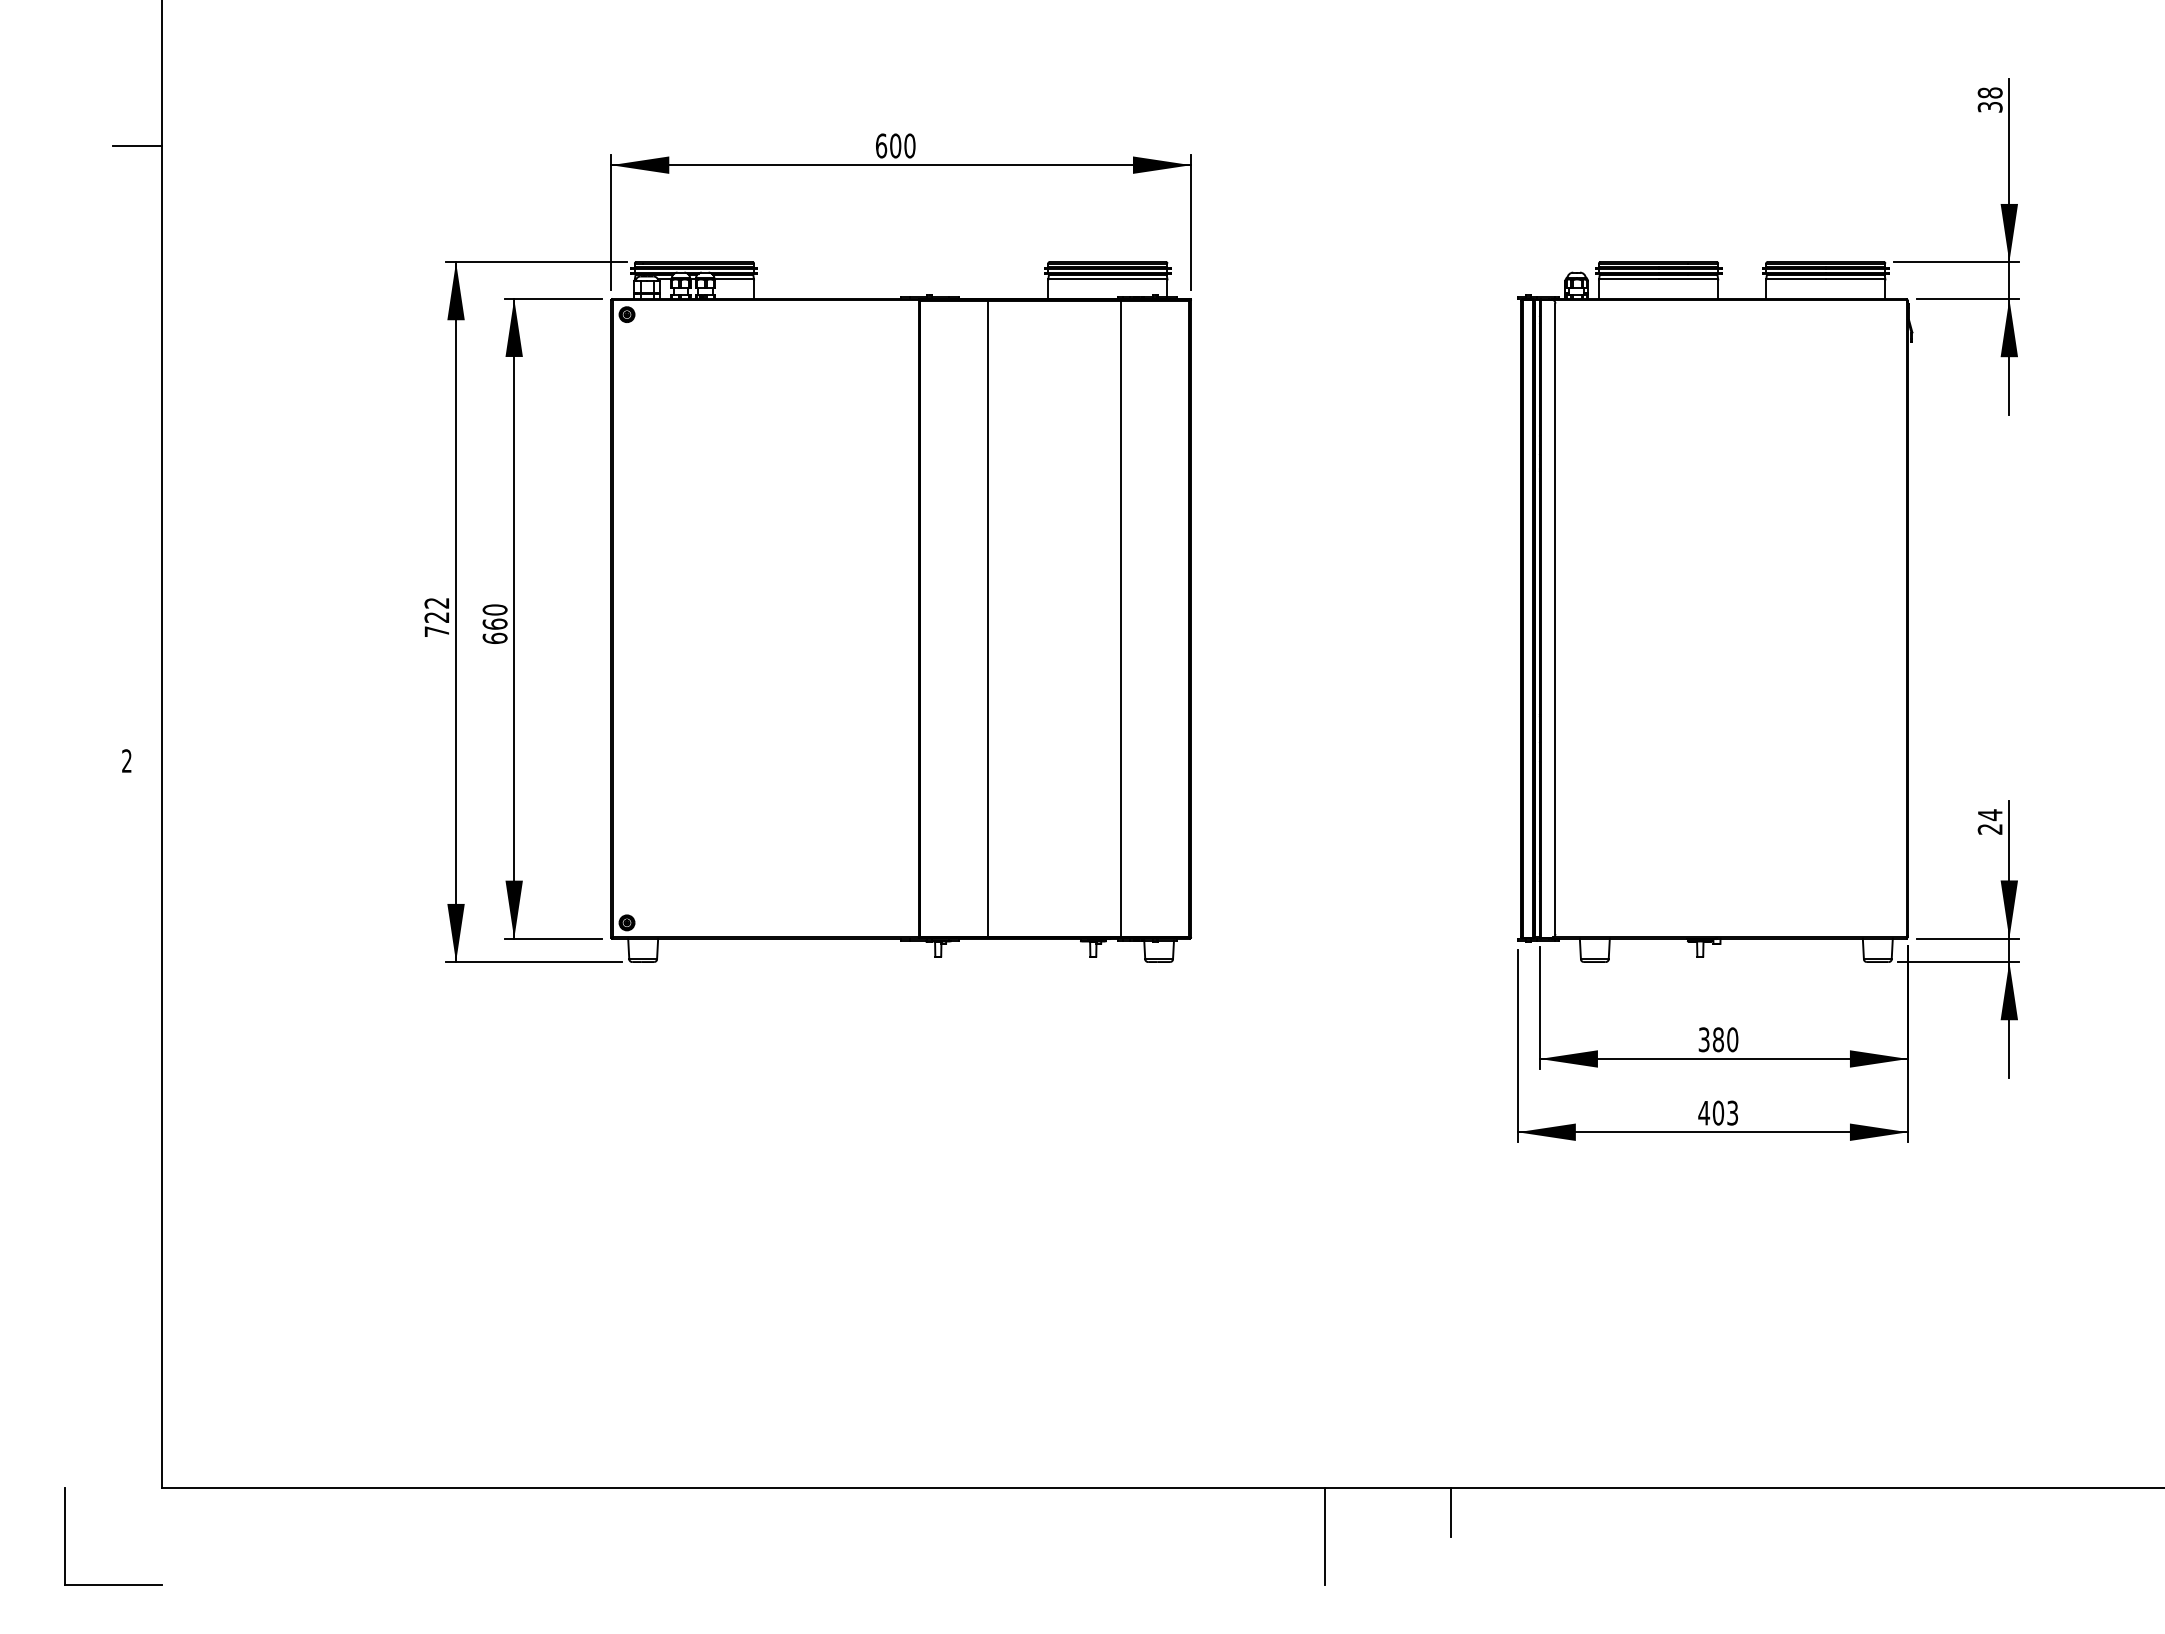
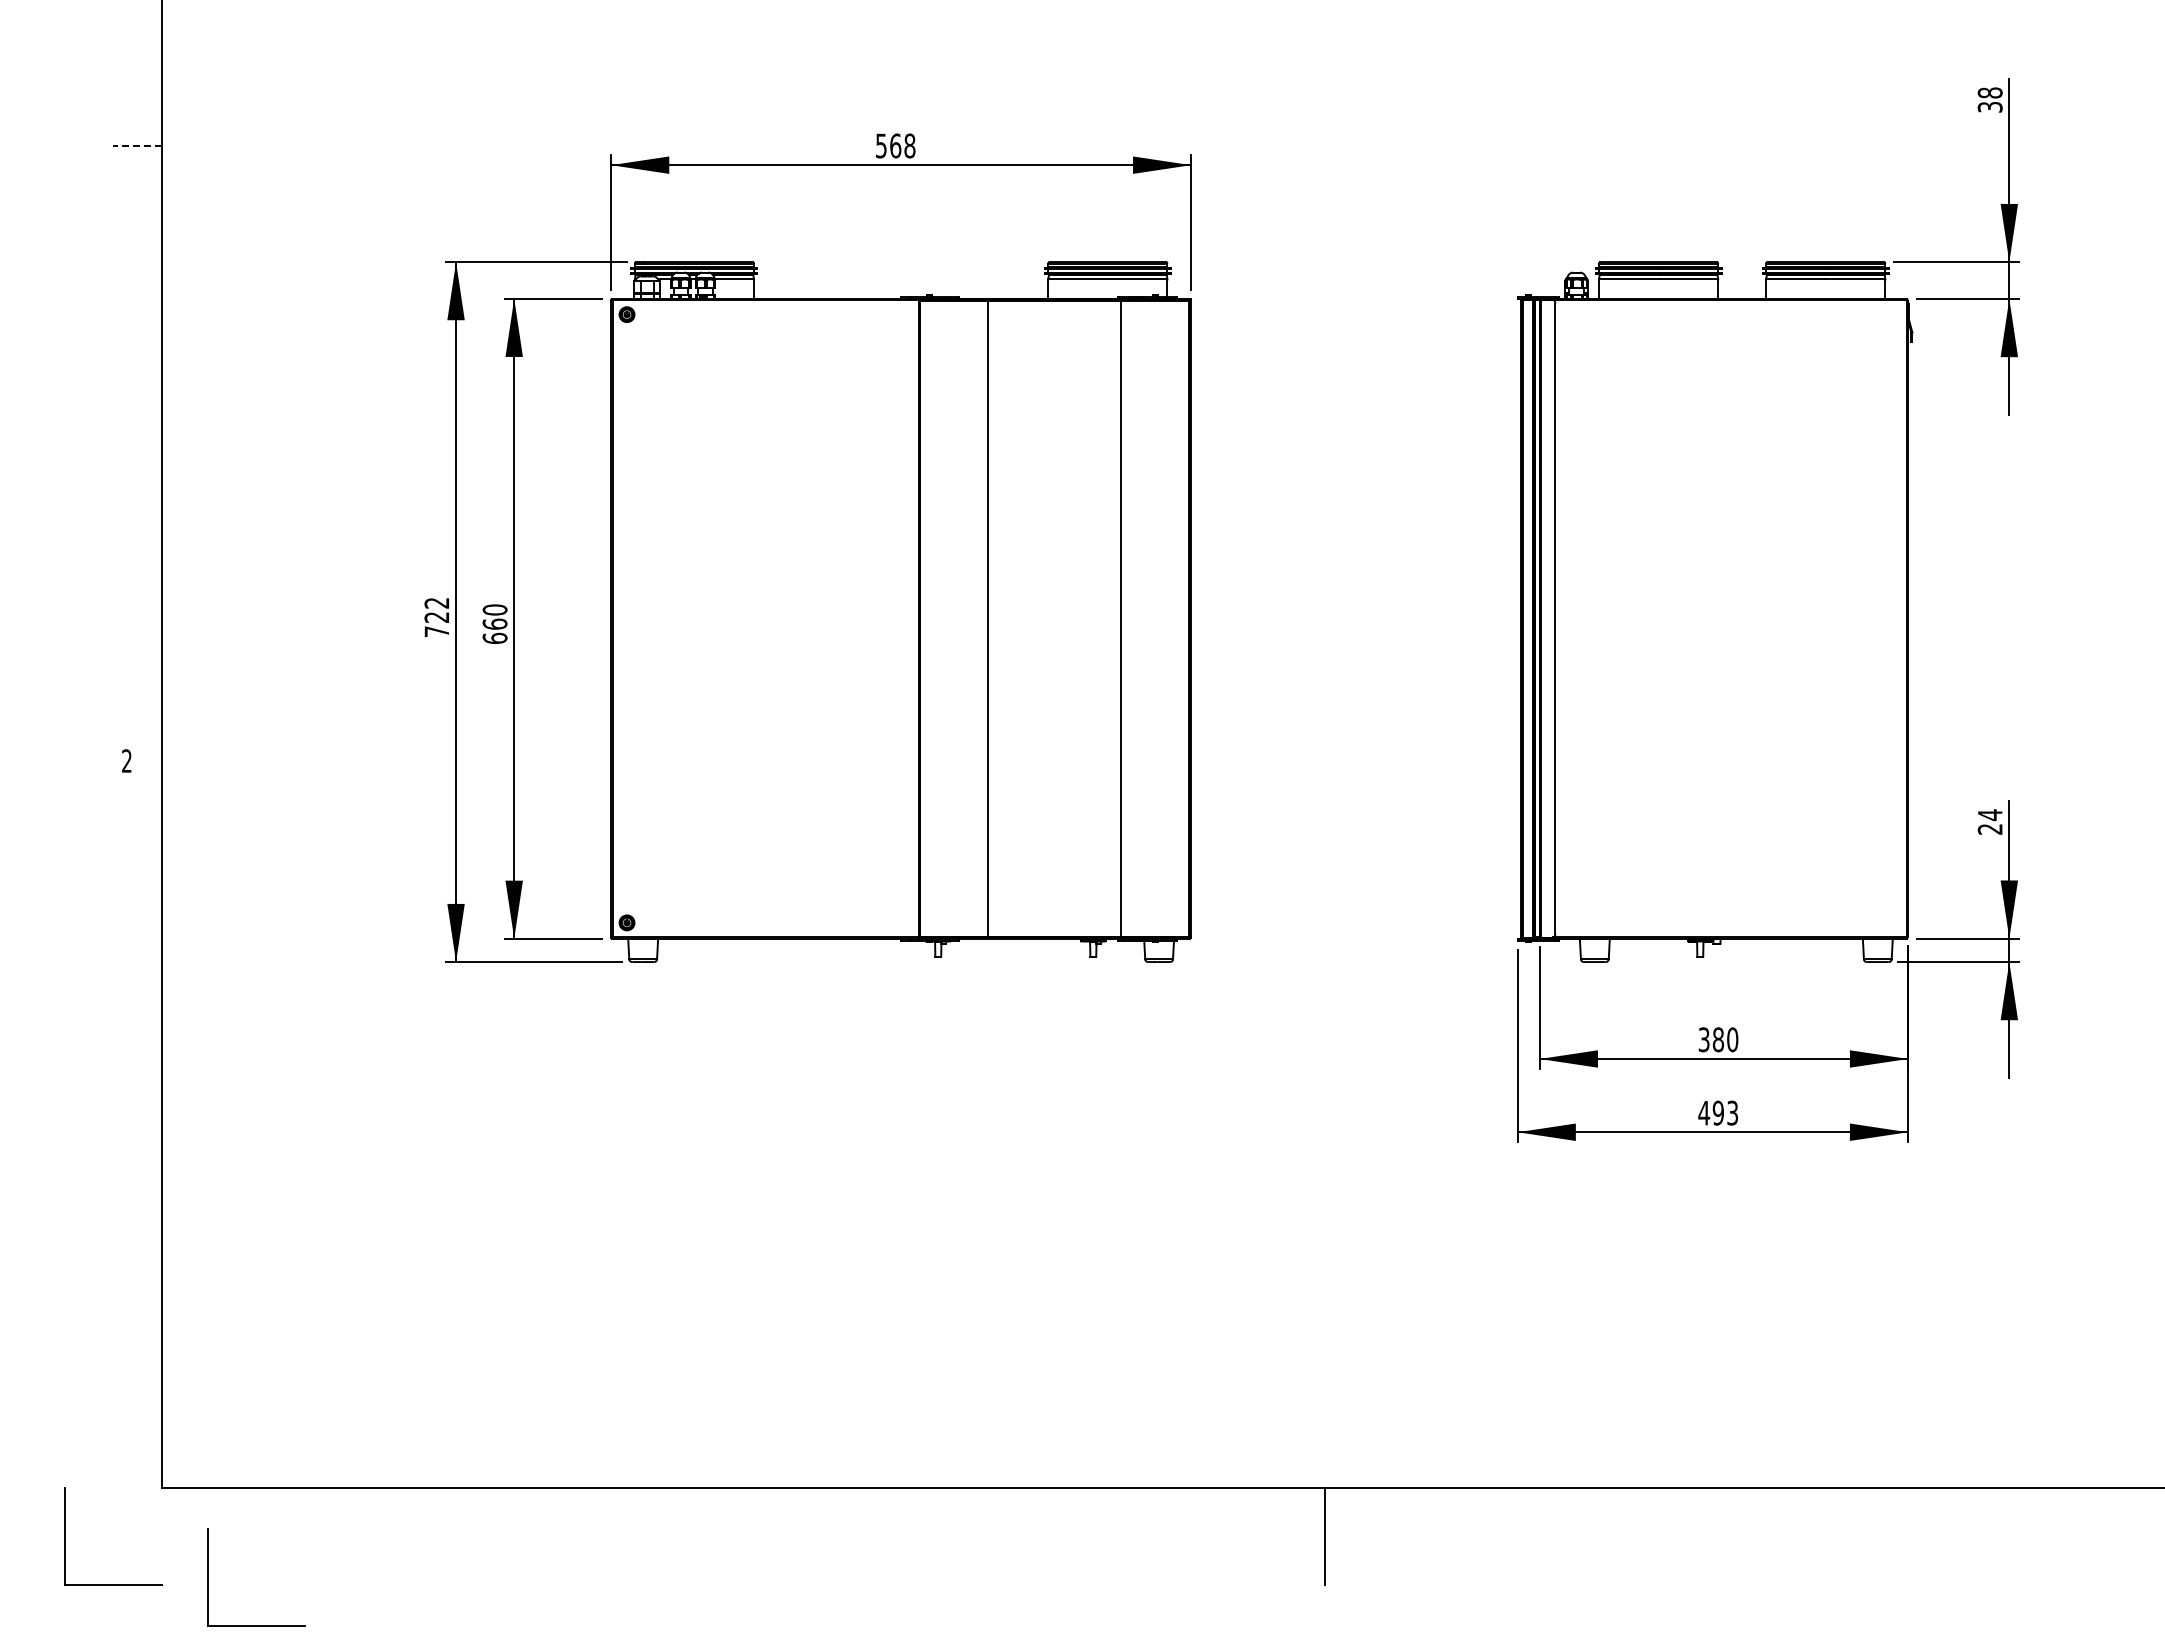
line: solid -> dashed (137, 145)
text: 600 -> 568 (895, 145)
text: 403 -> 493 (1718, 1113)
line: present -> none (1450, 1512)
part: none -> present (208, 1577)
